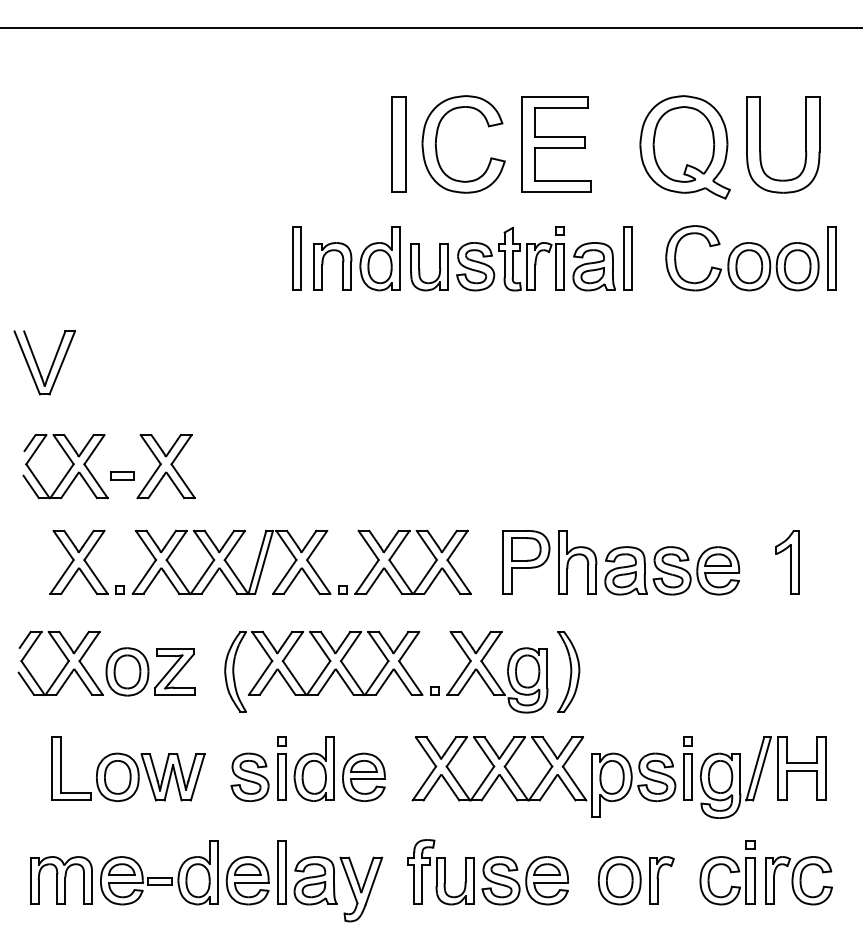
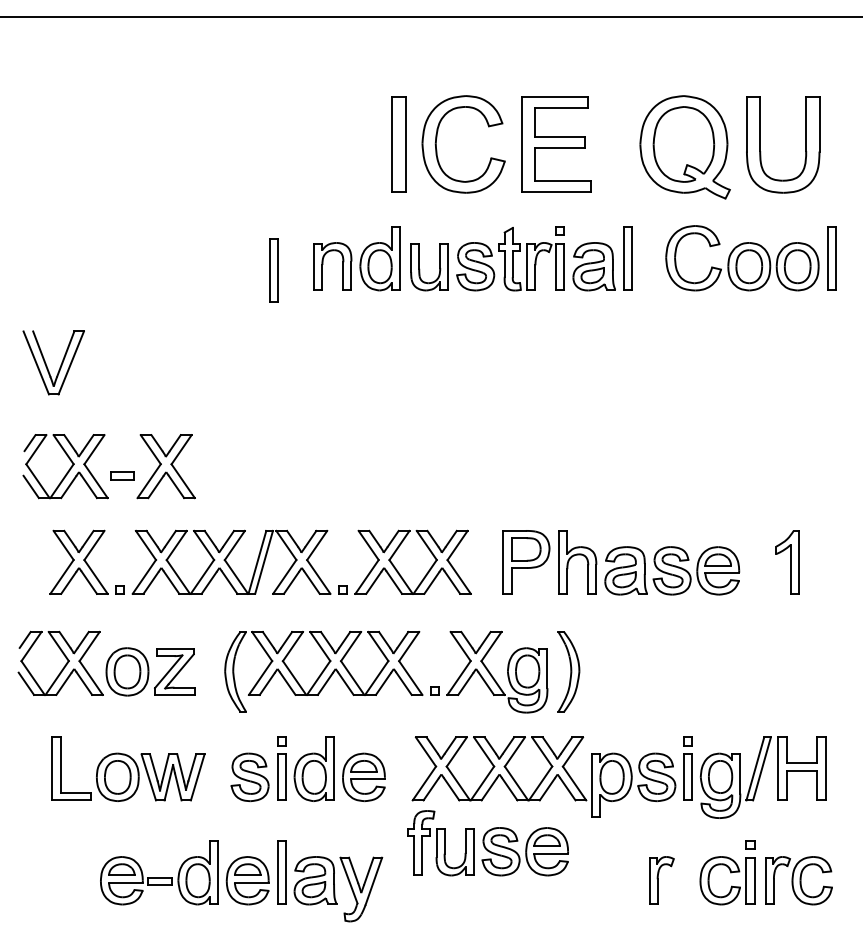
line position: (430, 28) -> (430, 17) (430, 17)
part position: (296, 258) -> (273, 270) (273, 270)
part position: (38, 365) -> (47, 365) (47, 365)
part position: (487, 872) -> (487, 843) (487, 843)
part: present -> none (61, 880)
part: present -> none (619, 880)
